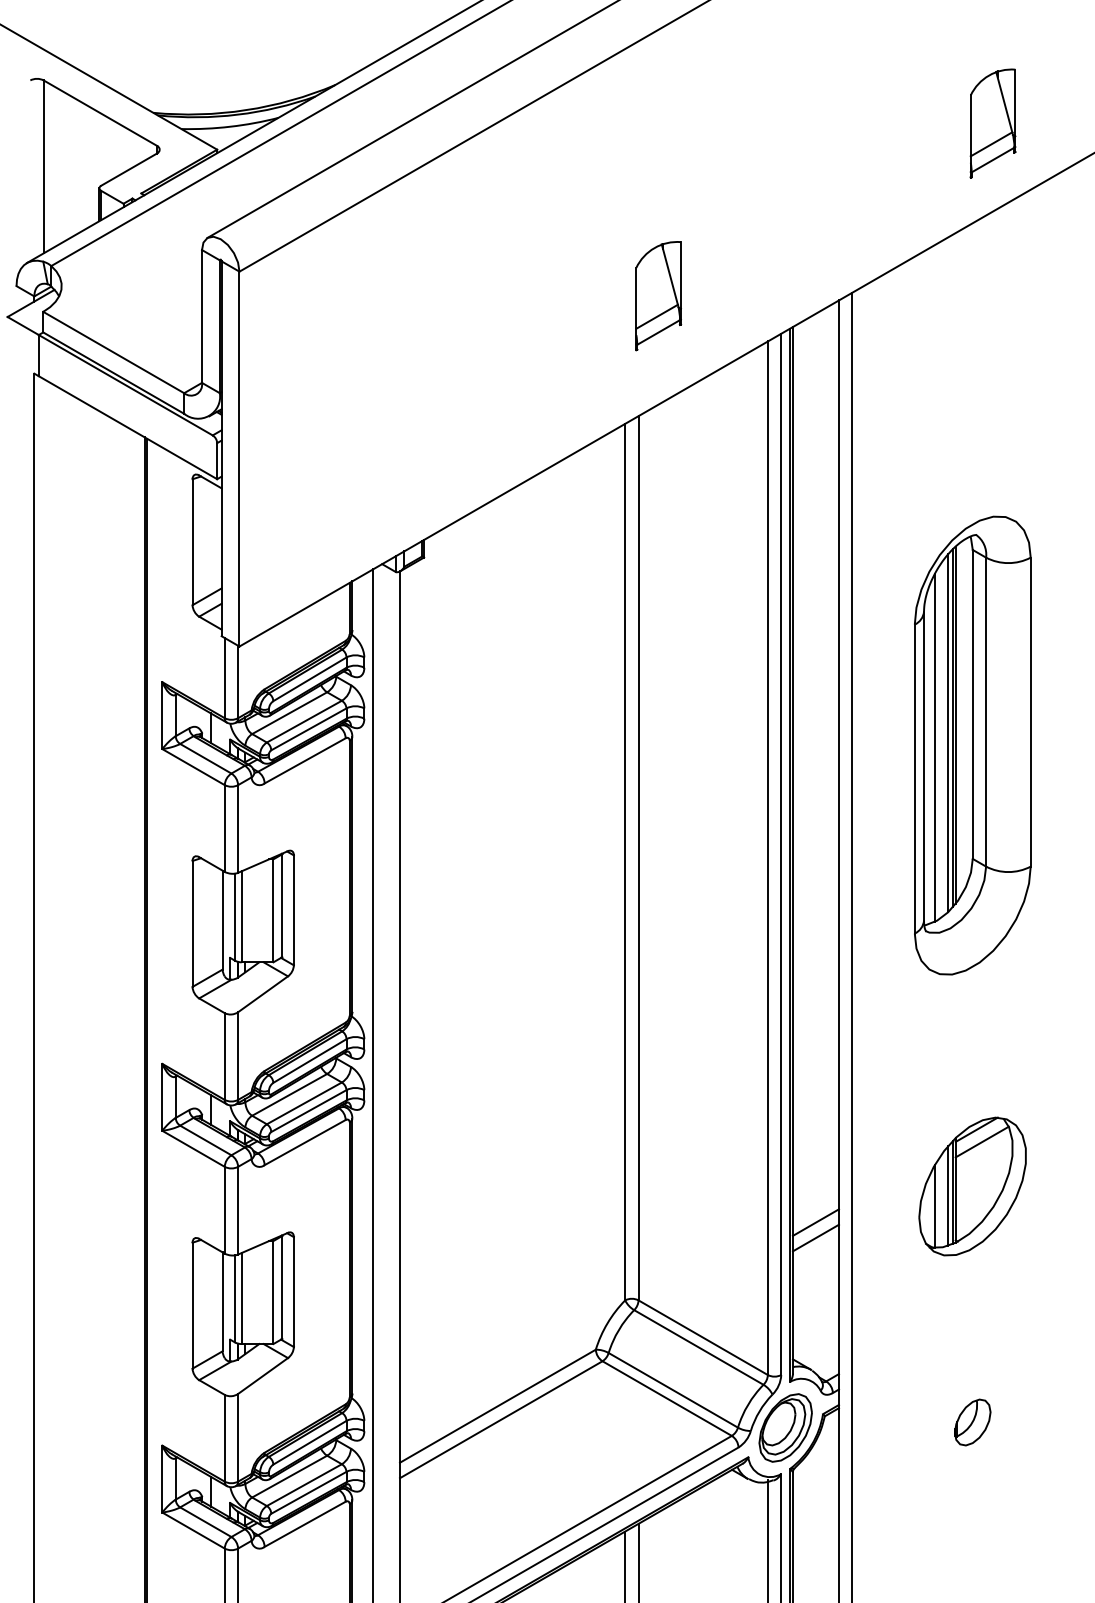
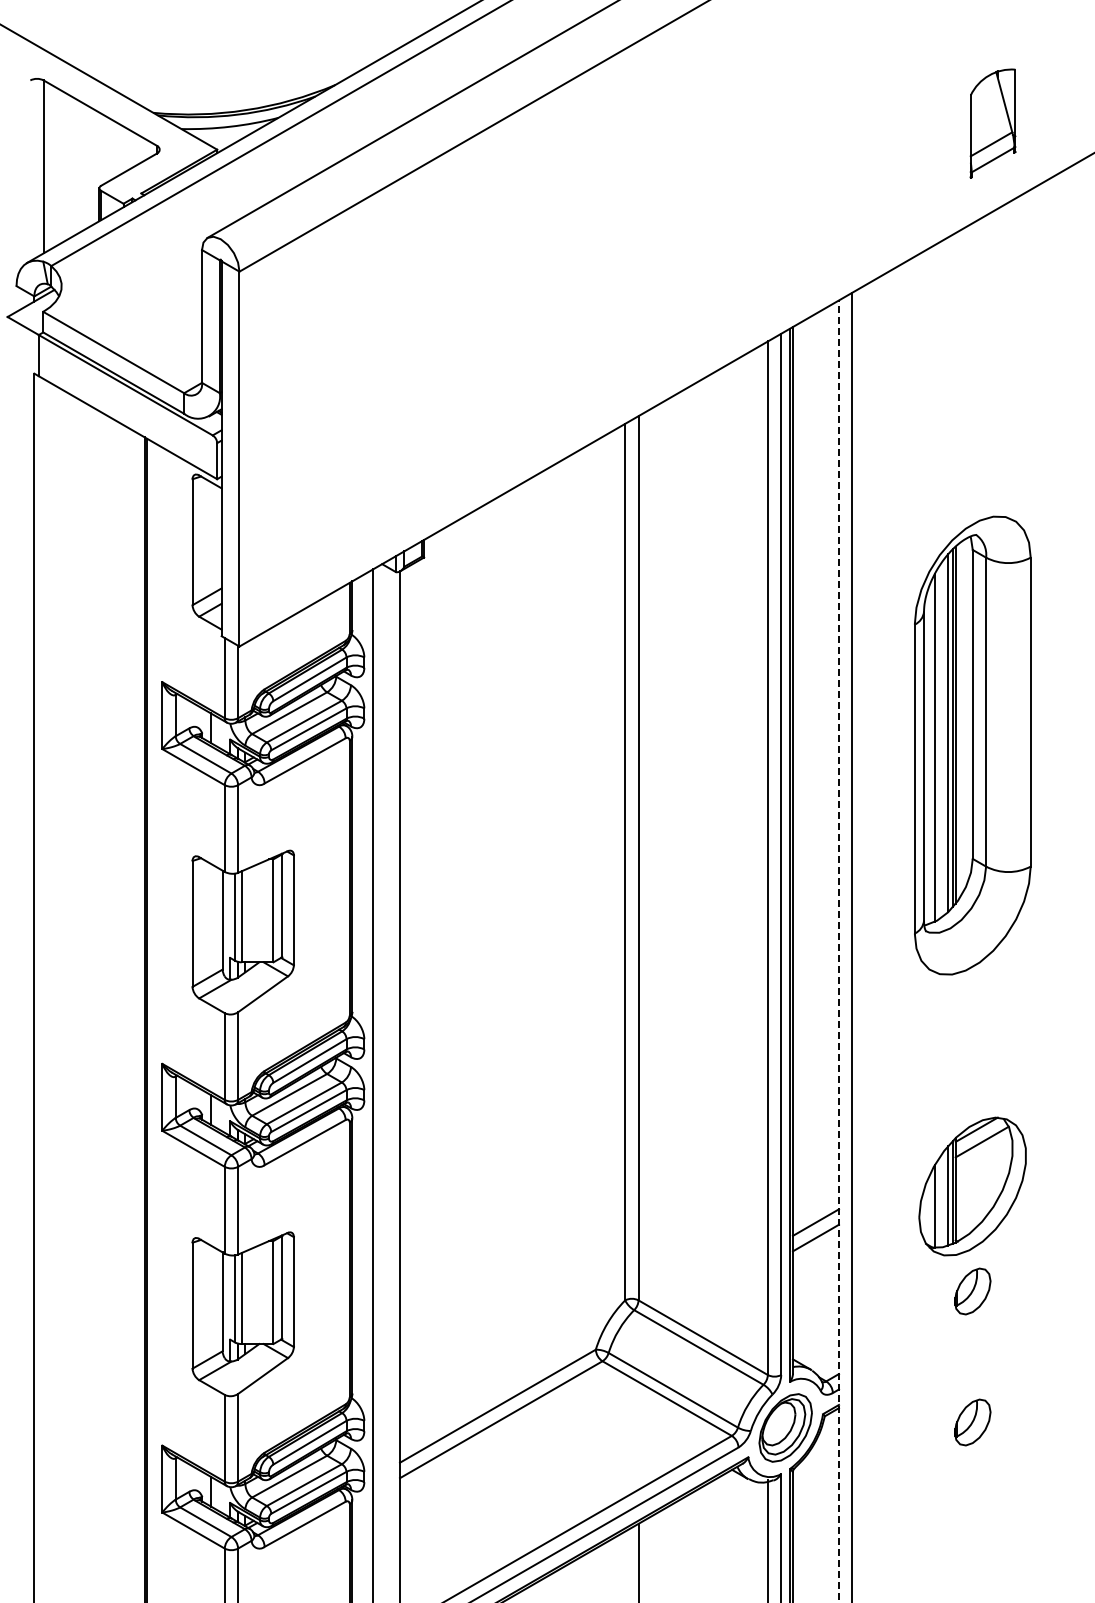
part: present -> none (658, 296)
line: solid -> dashed (838, 951)
part: none -> present (972, 1291)
line: present -> none (625, 1565)
